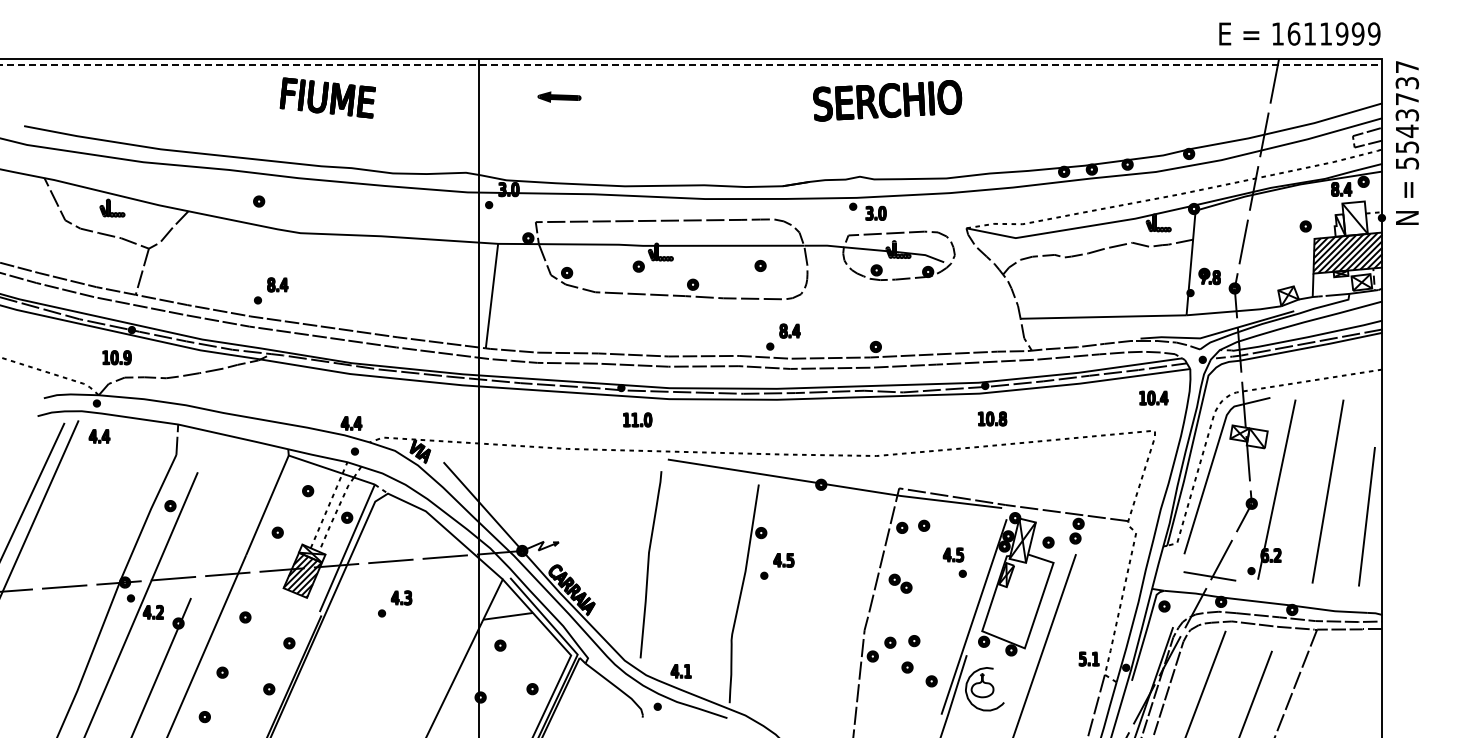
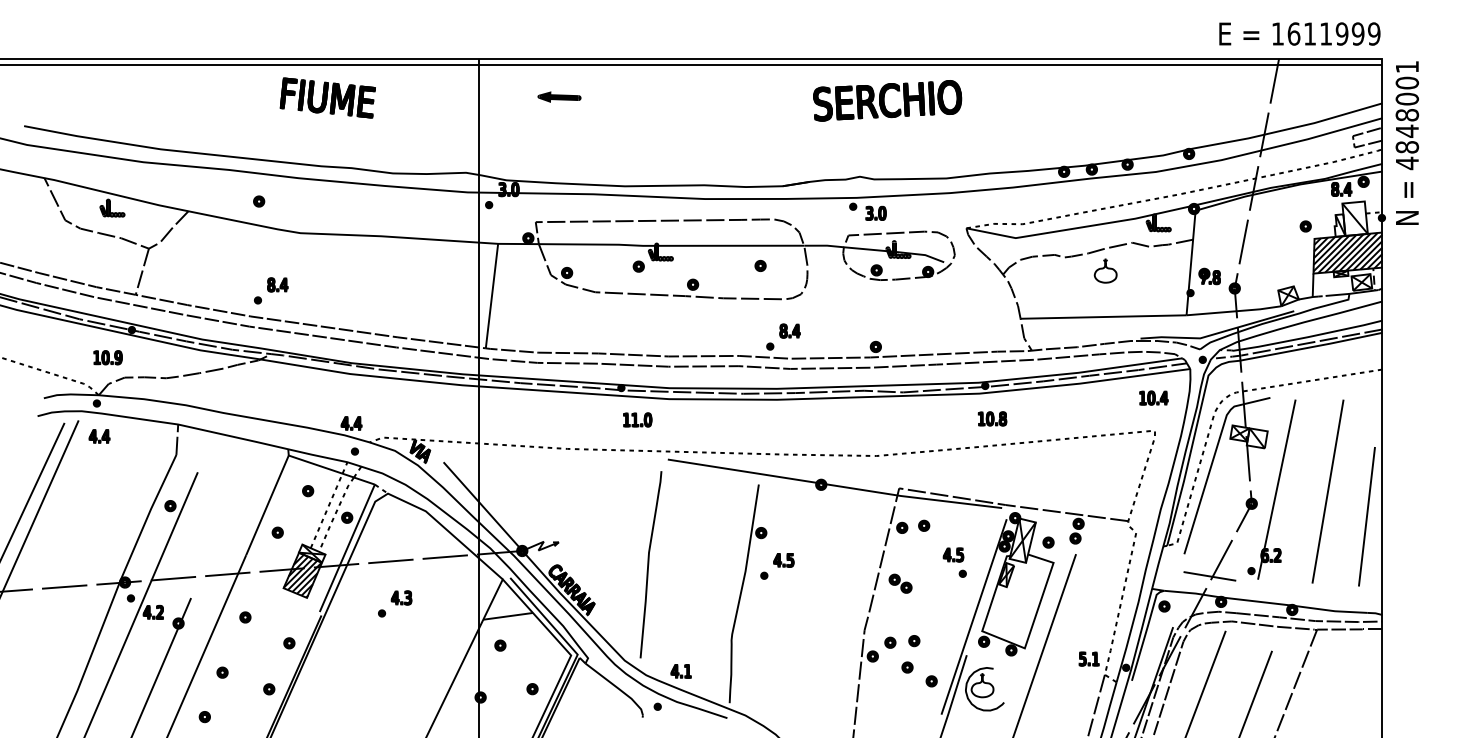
line: dashed -> solid (691, 64)
text: 5543737 -> 4848001 (1407, 115)
part: none -> present (1105, 270)
text position: (116, 357) -> (107, 357) (107, 357)
